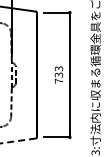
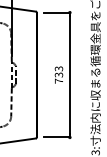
line: dashed -> solid (18, 140)
